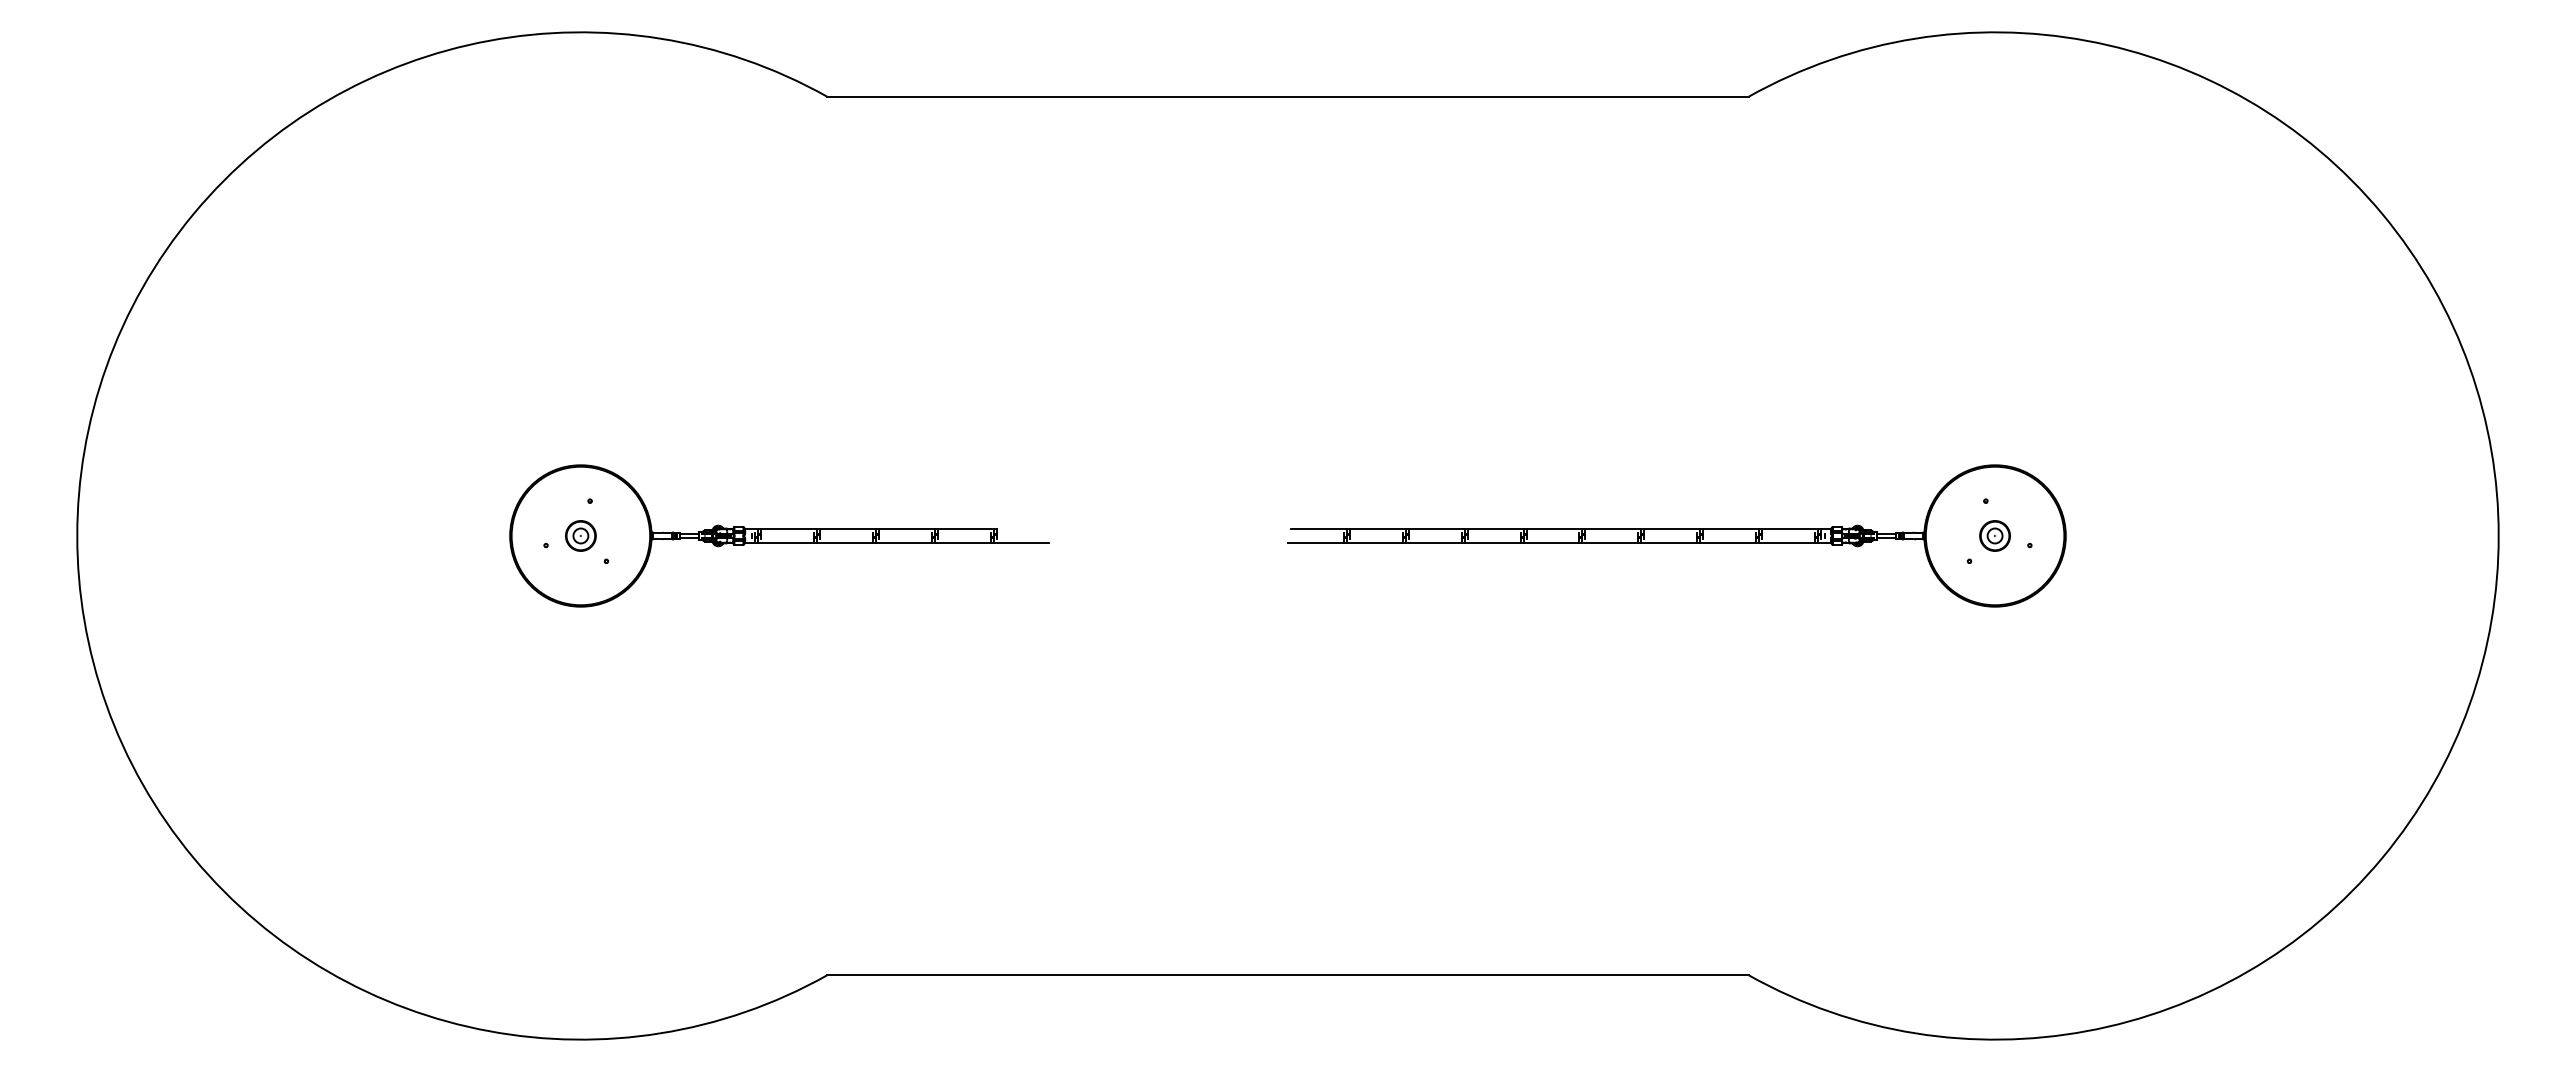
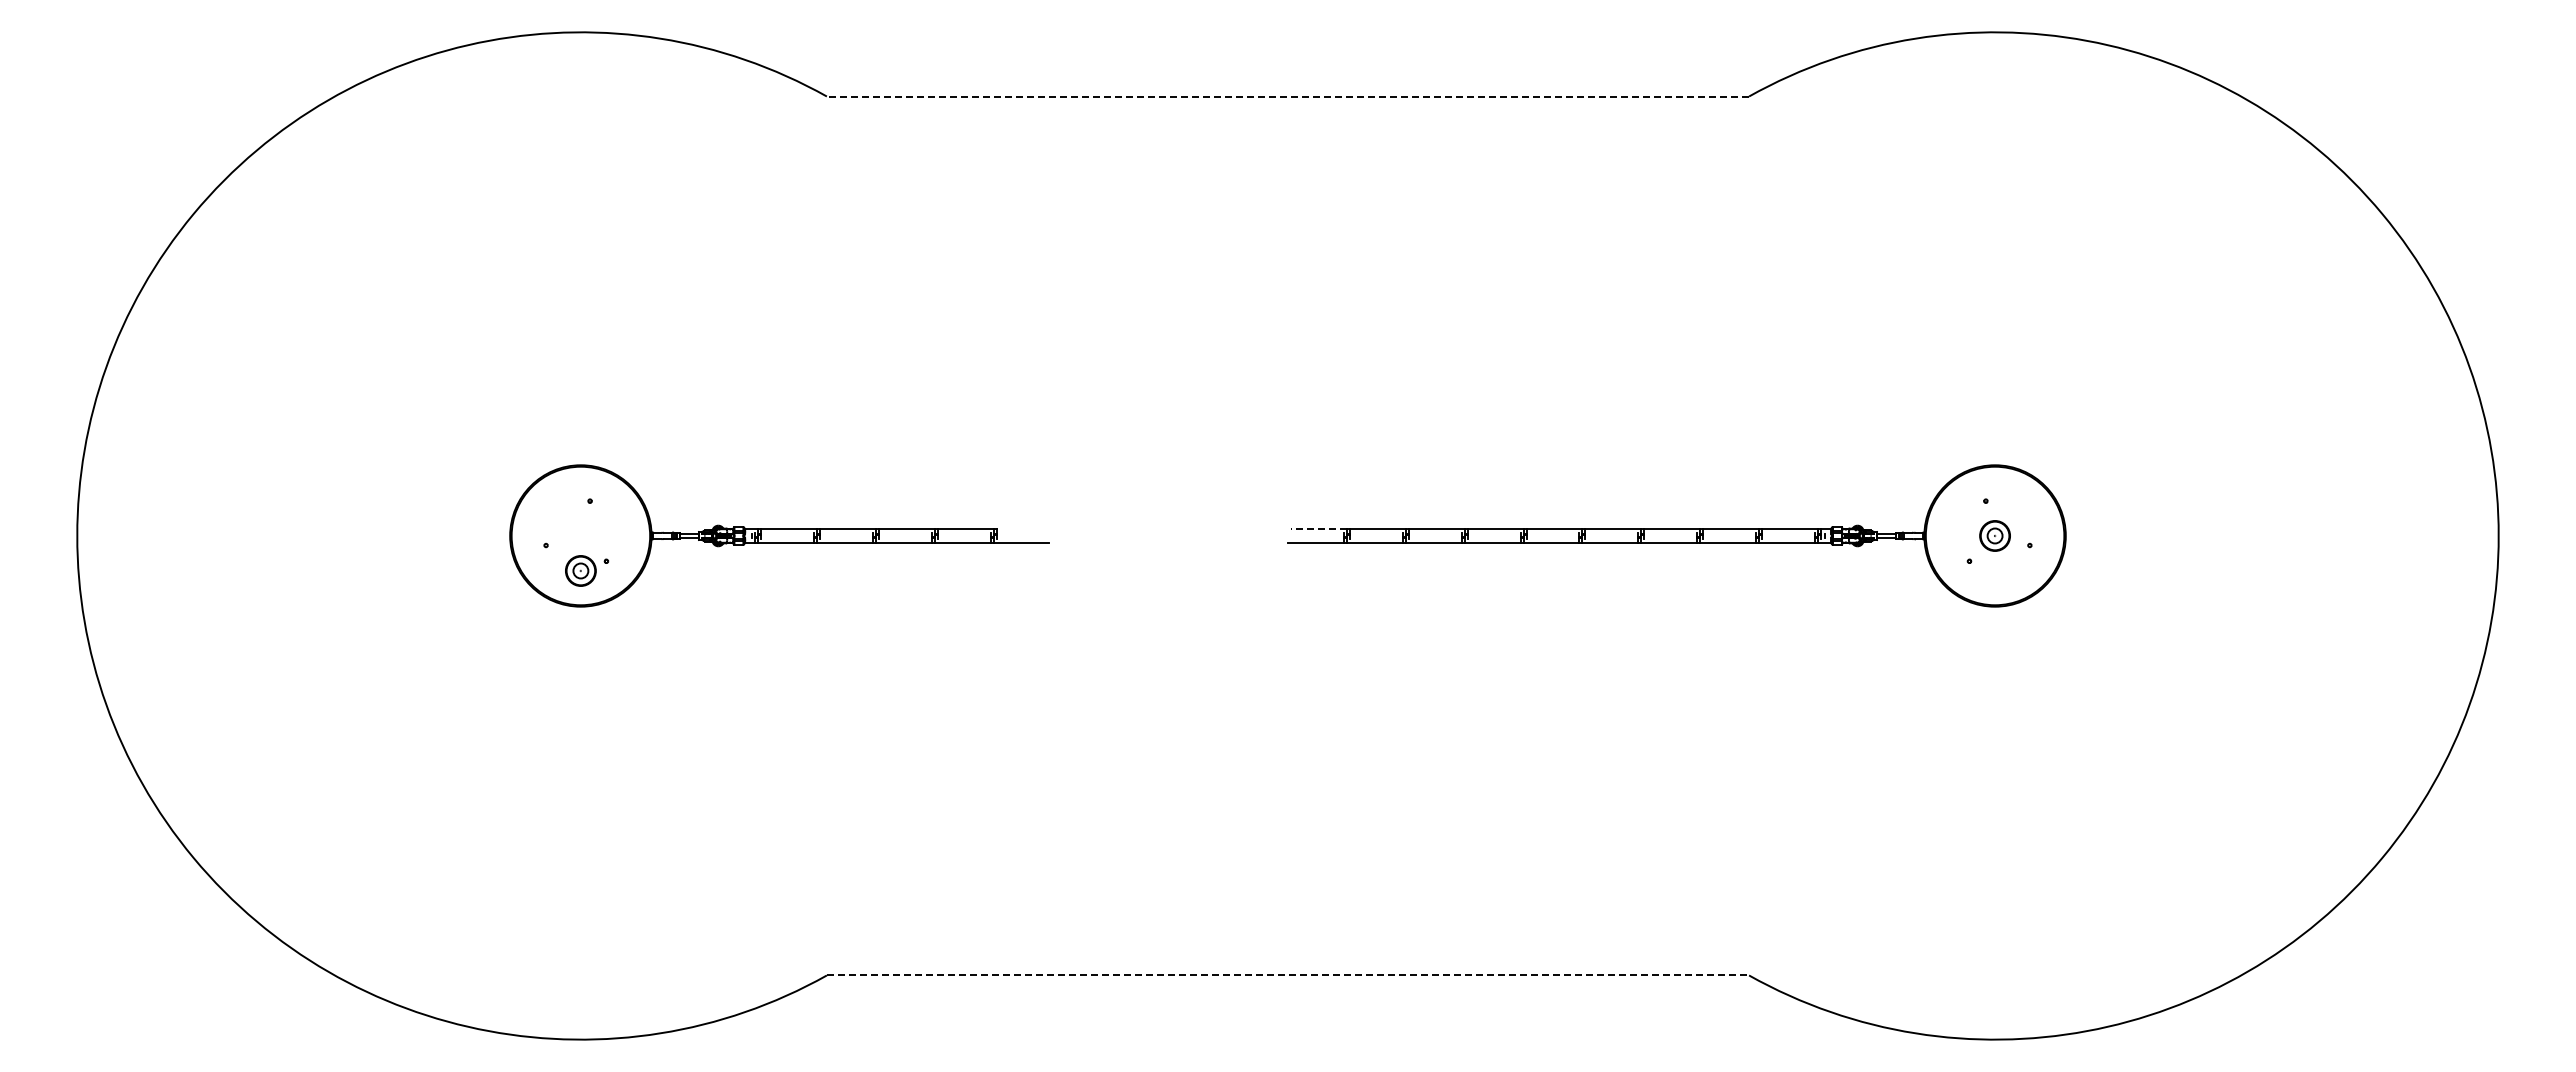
line: solid -> dashed (1287, 96)
line: solid -> dashed (1318, 529)
part position: (580, 535) -> (580, 570) (580, 570)
line: solid -> dashed (1288, 975)
